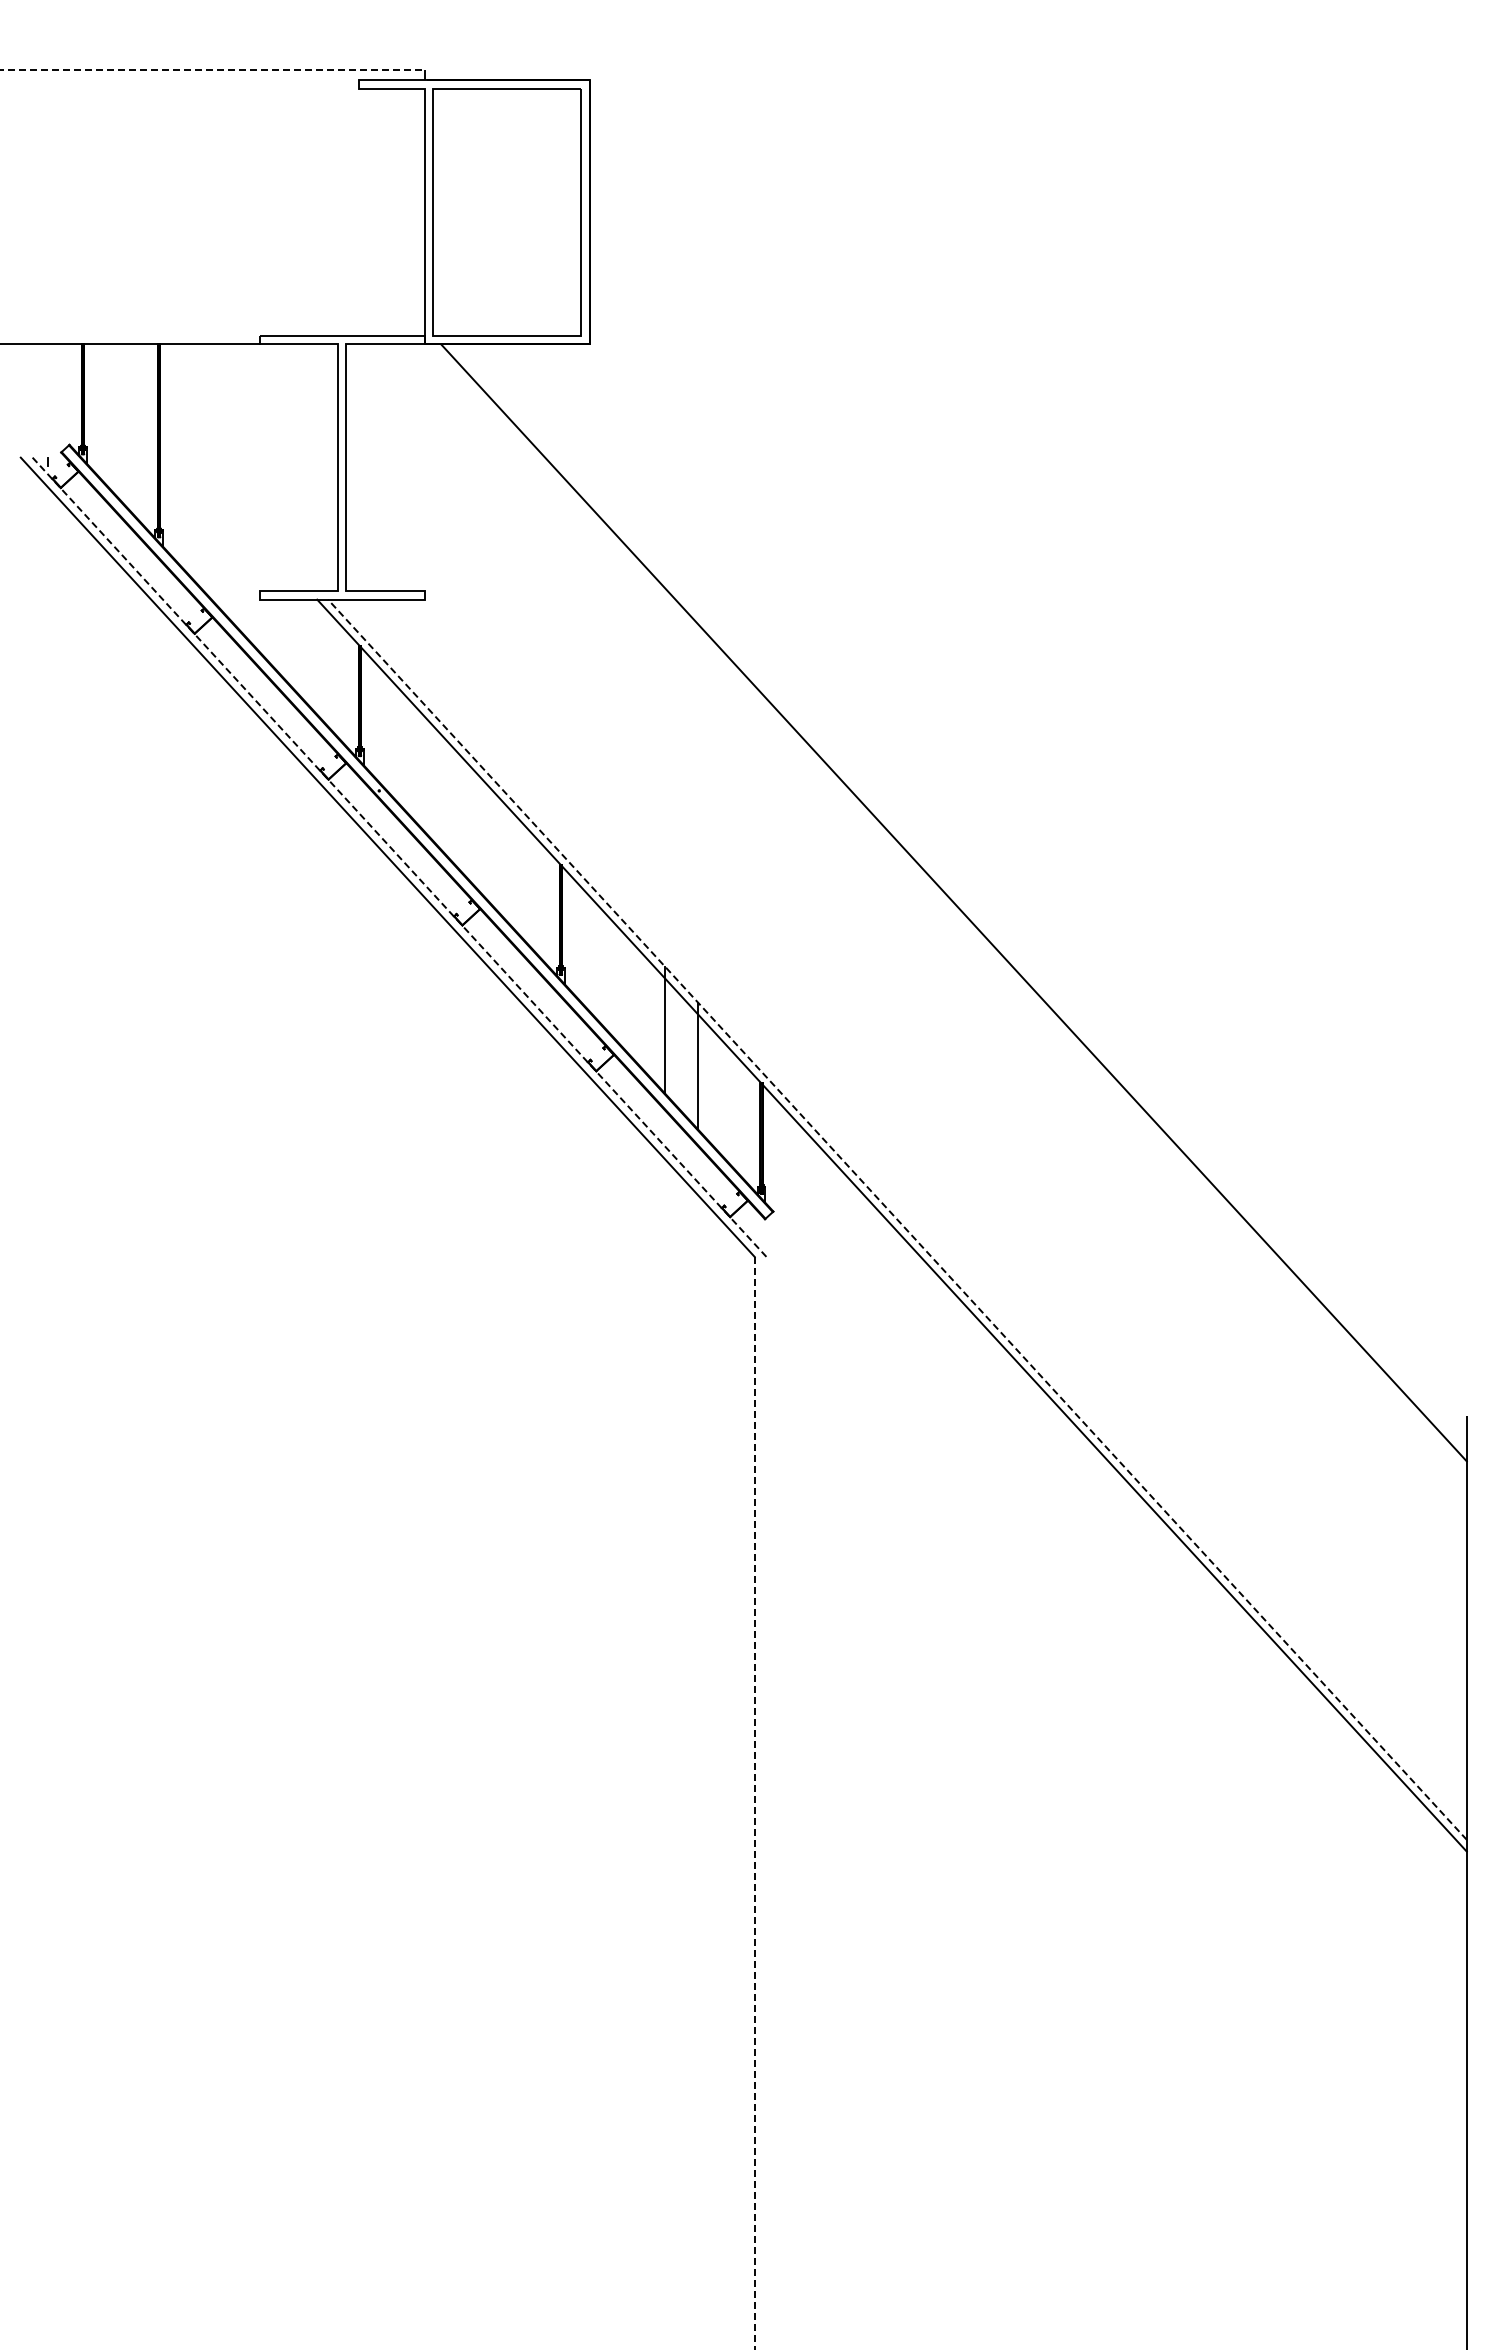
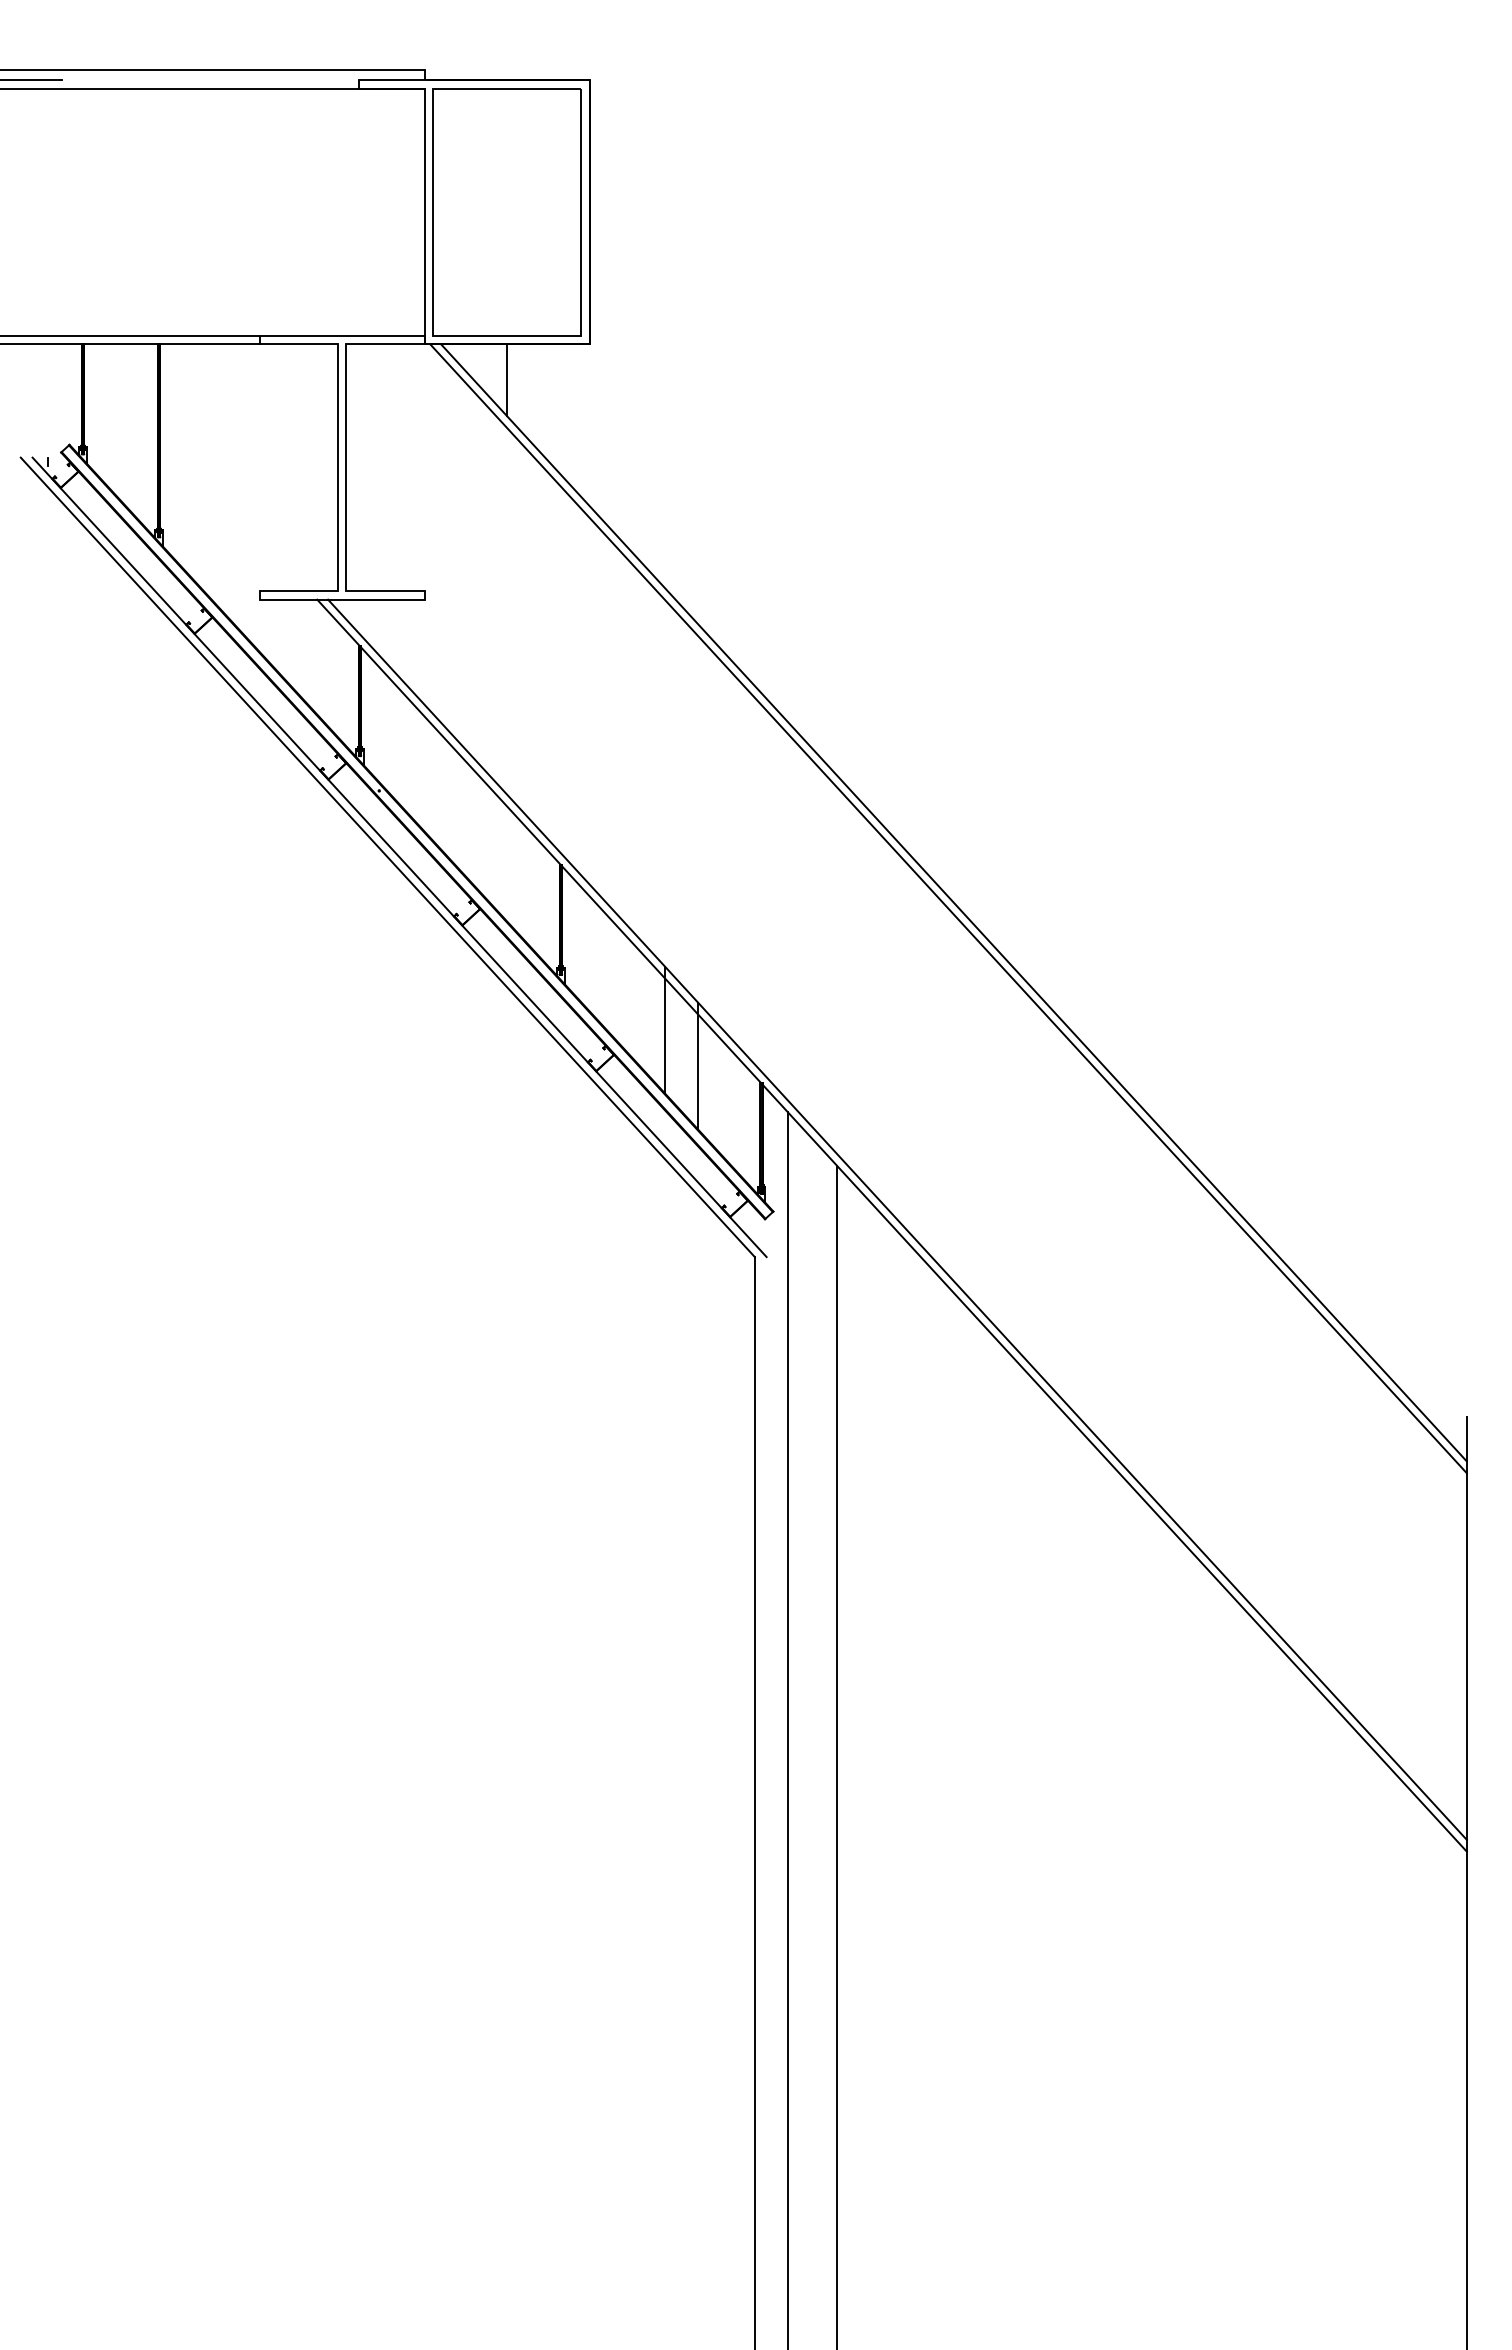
line: dashed -> solid (212, 70)
line: none -> present (31, 80)
line: none -> present (213, 88)
line: none -> present (130, 335)
line: none -> present (507, 380)
line: dashed -> solid (399, 857)
line: none -> present (948, 908)
line: dashed -> solid (897, 1219)
line: none -> present (787, 1728)
line: none -> present (837, 1755)
line: dashed -> solid (754, 1803)
